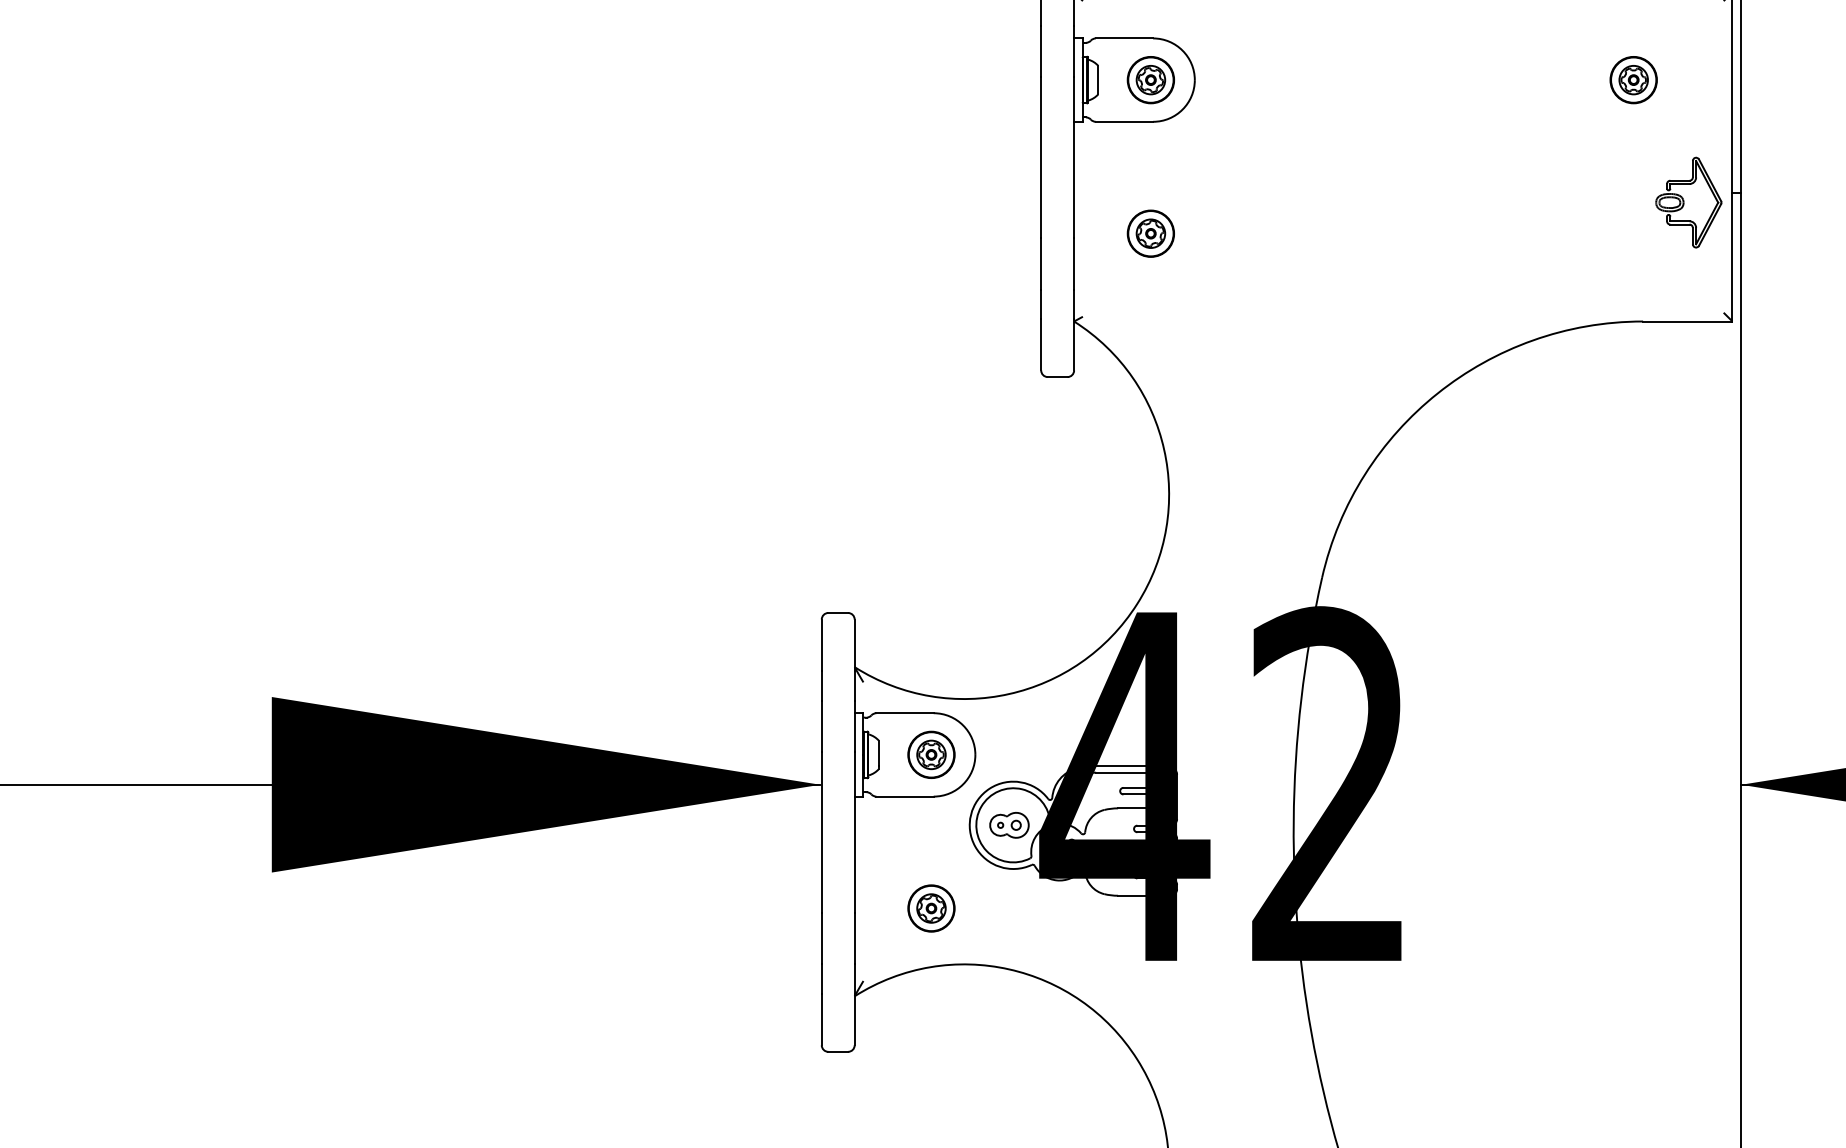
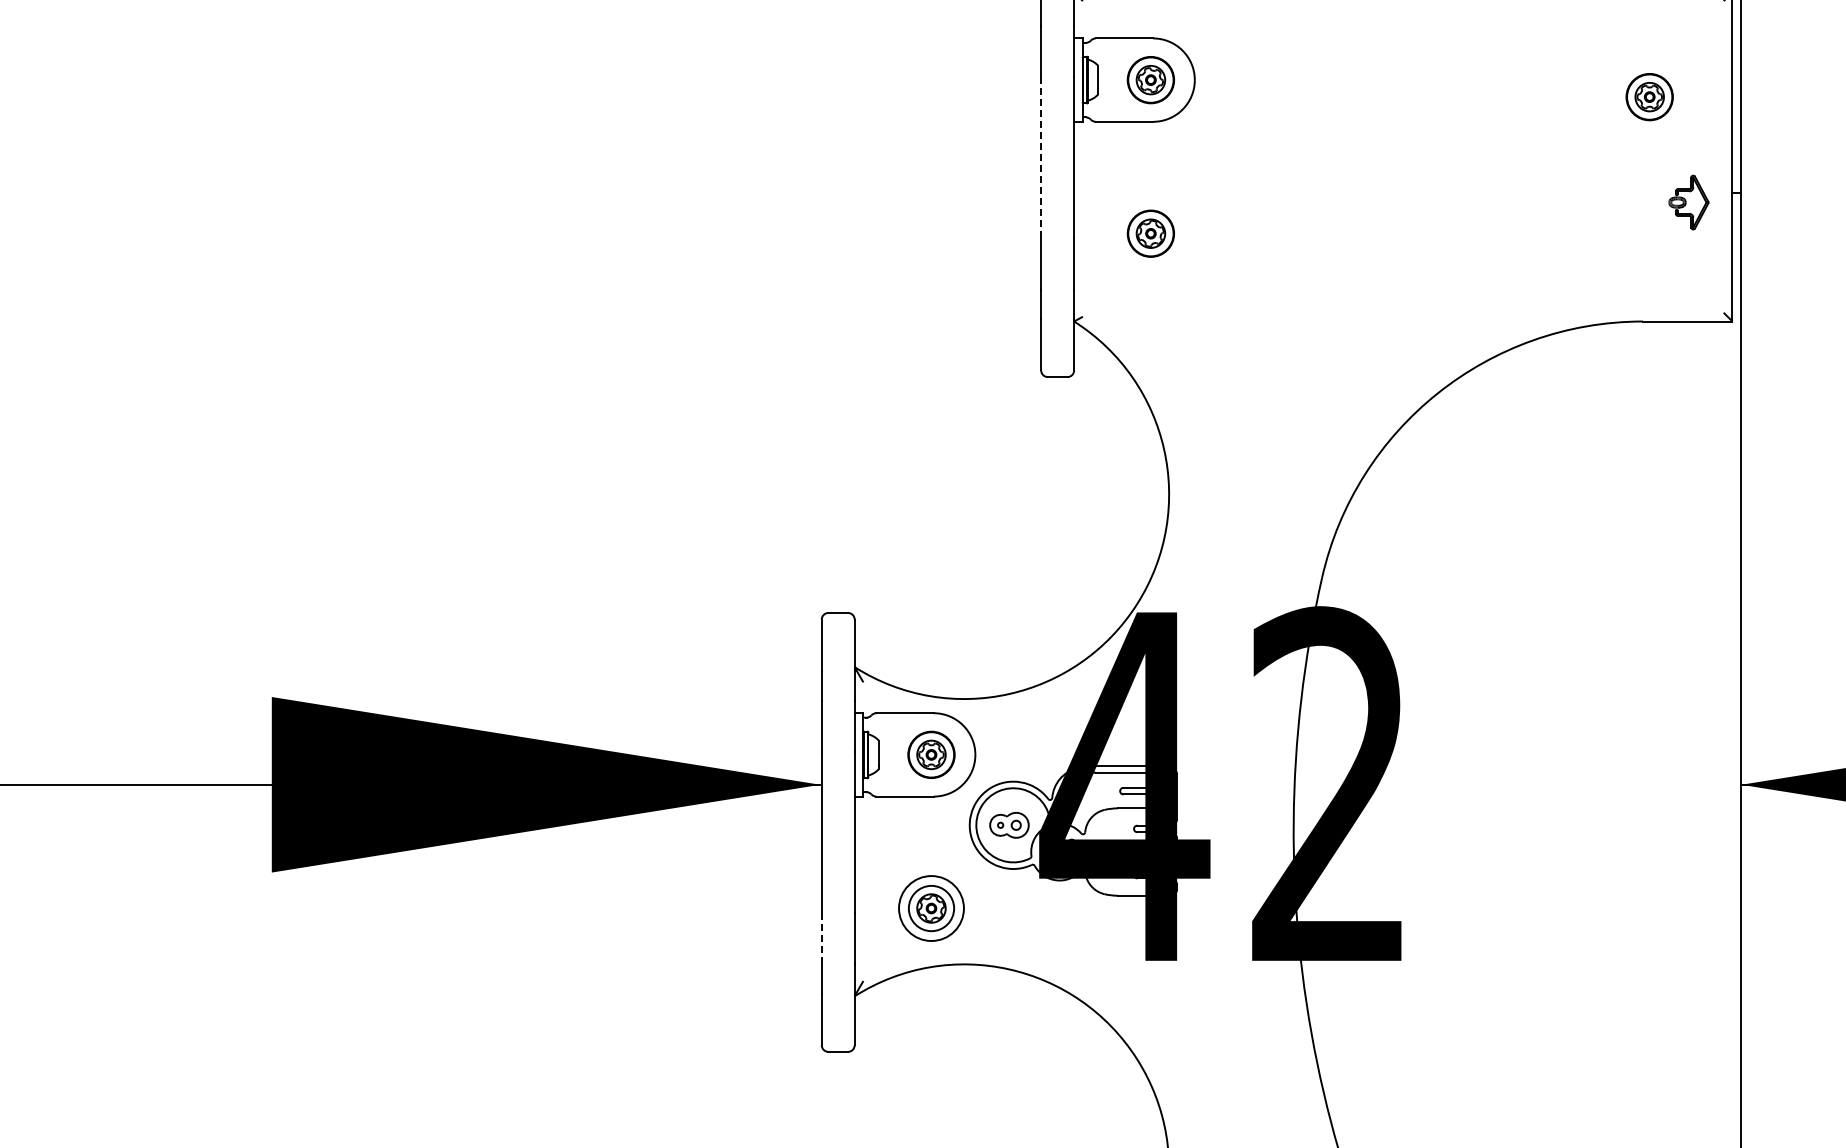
part position: (1633, 80) -> (1649, 97) (1649, 97)
line: solid -> dashed (1041, 157)
part size: 68x93 px -> 42x57 px (1688, 202)
circle diameter: 46 px -> 65 px (931, 908)
line: solid -> dashed (821, 938)
